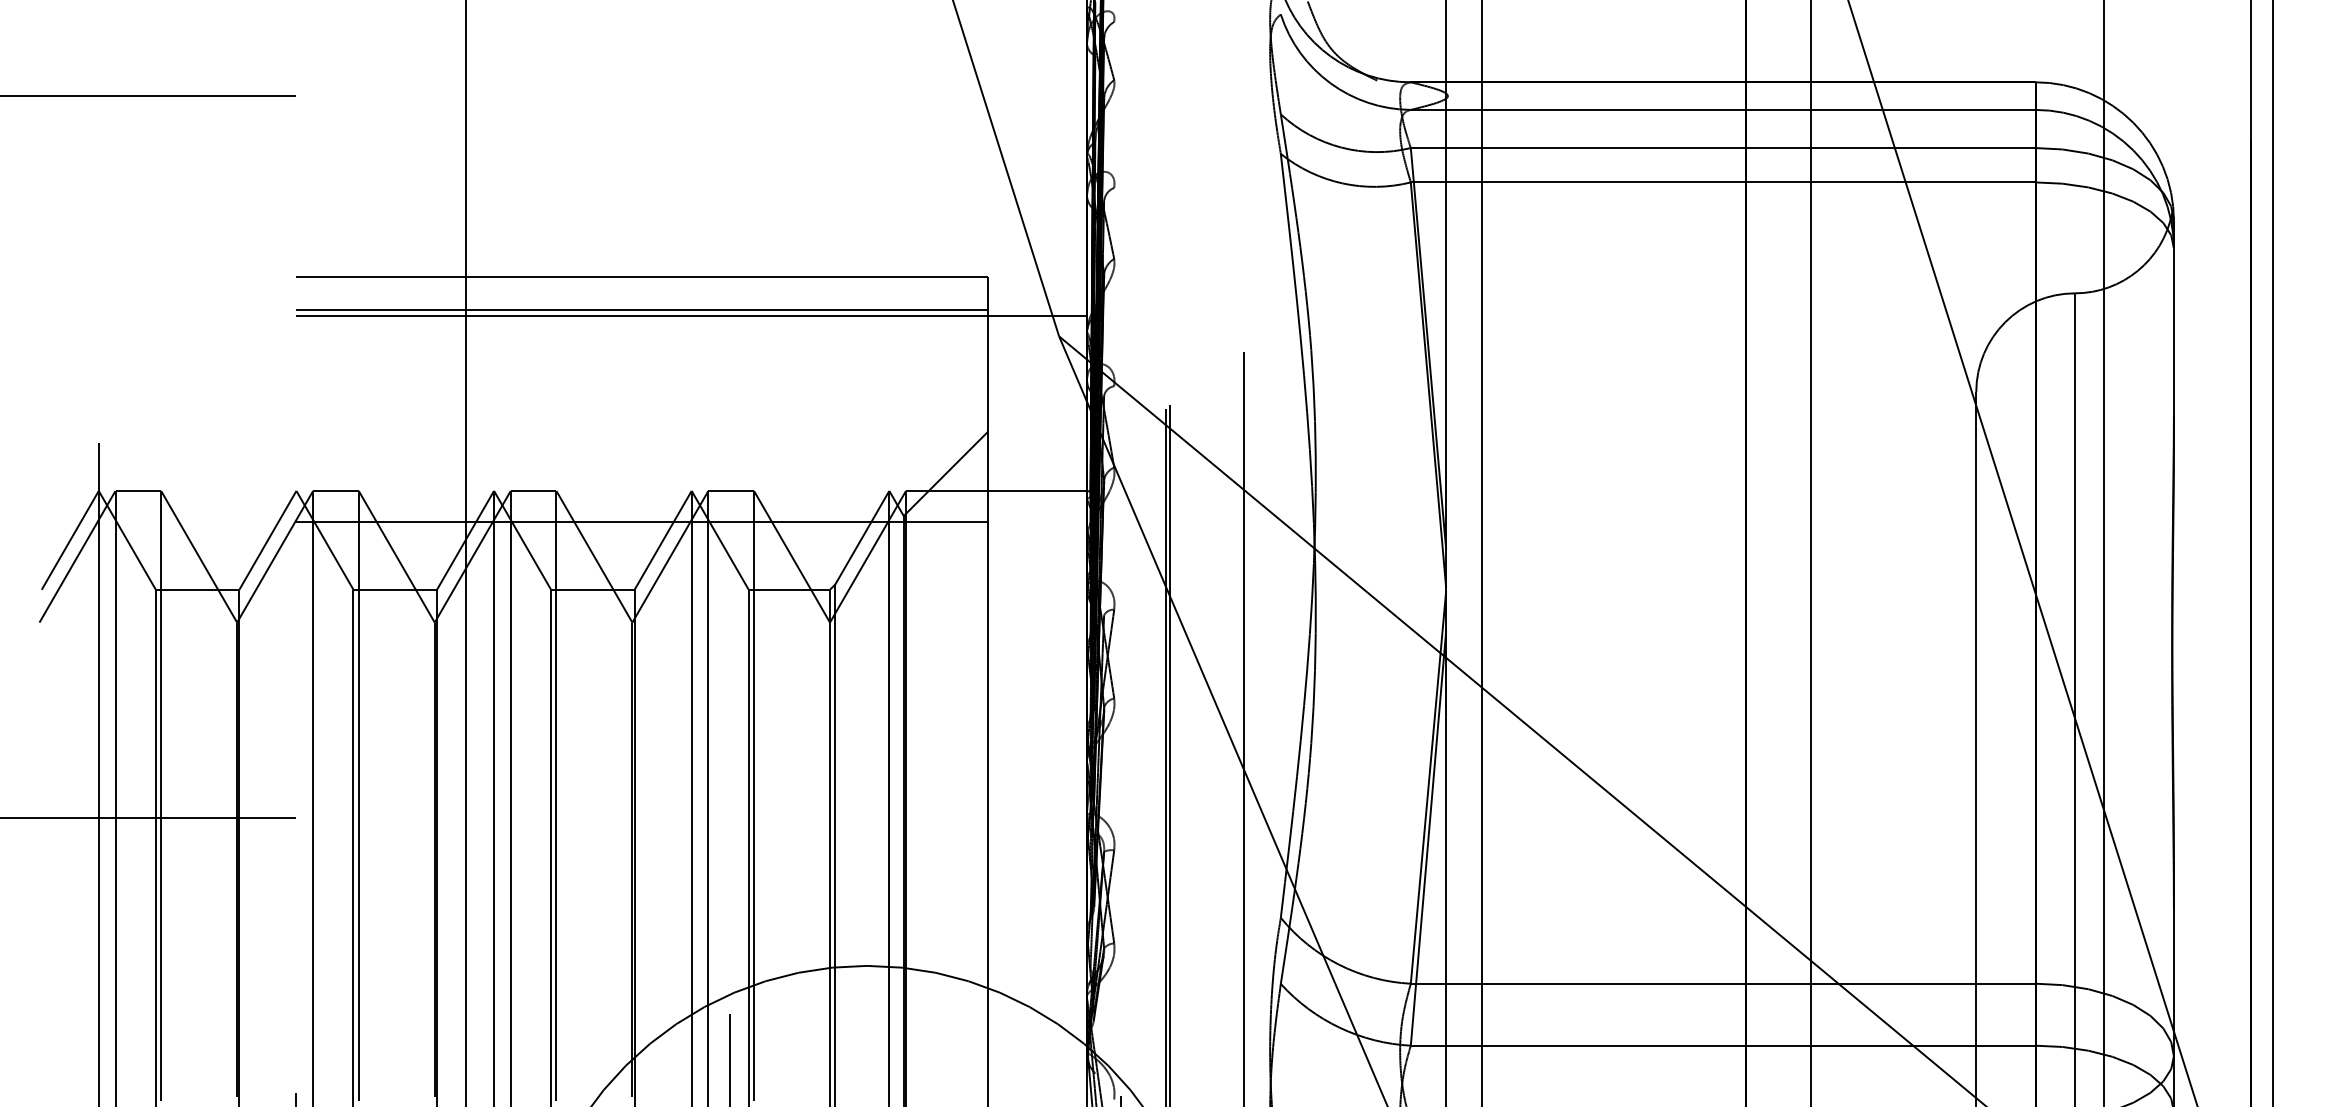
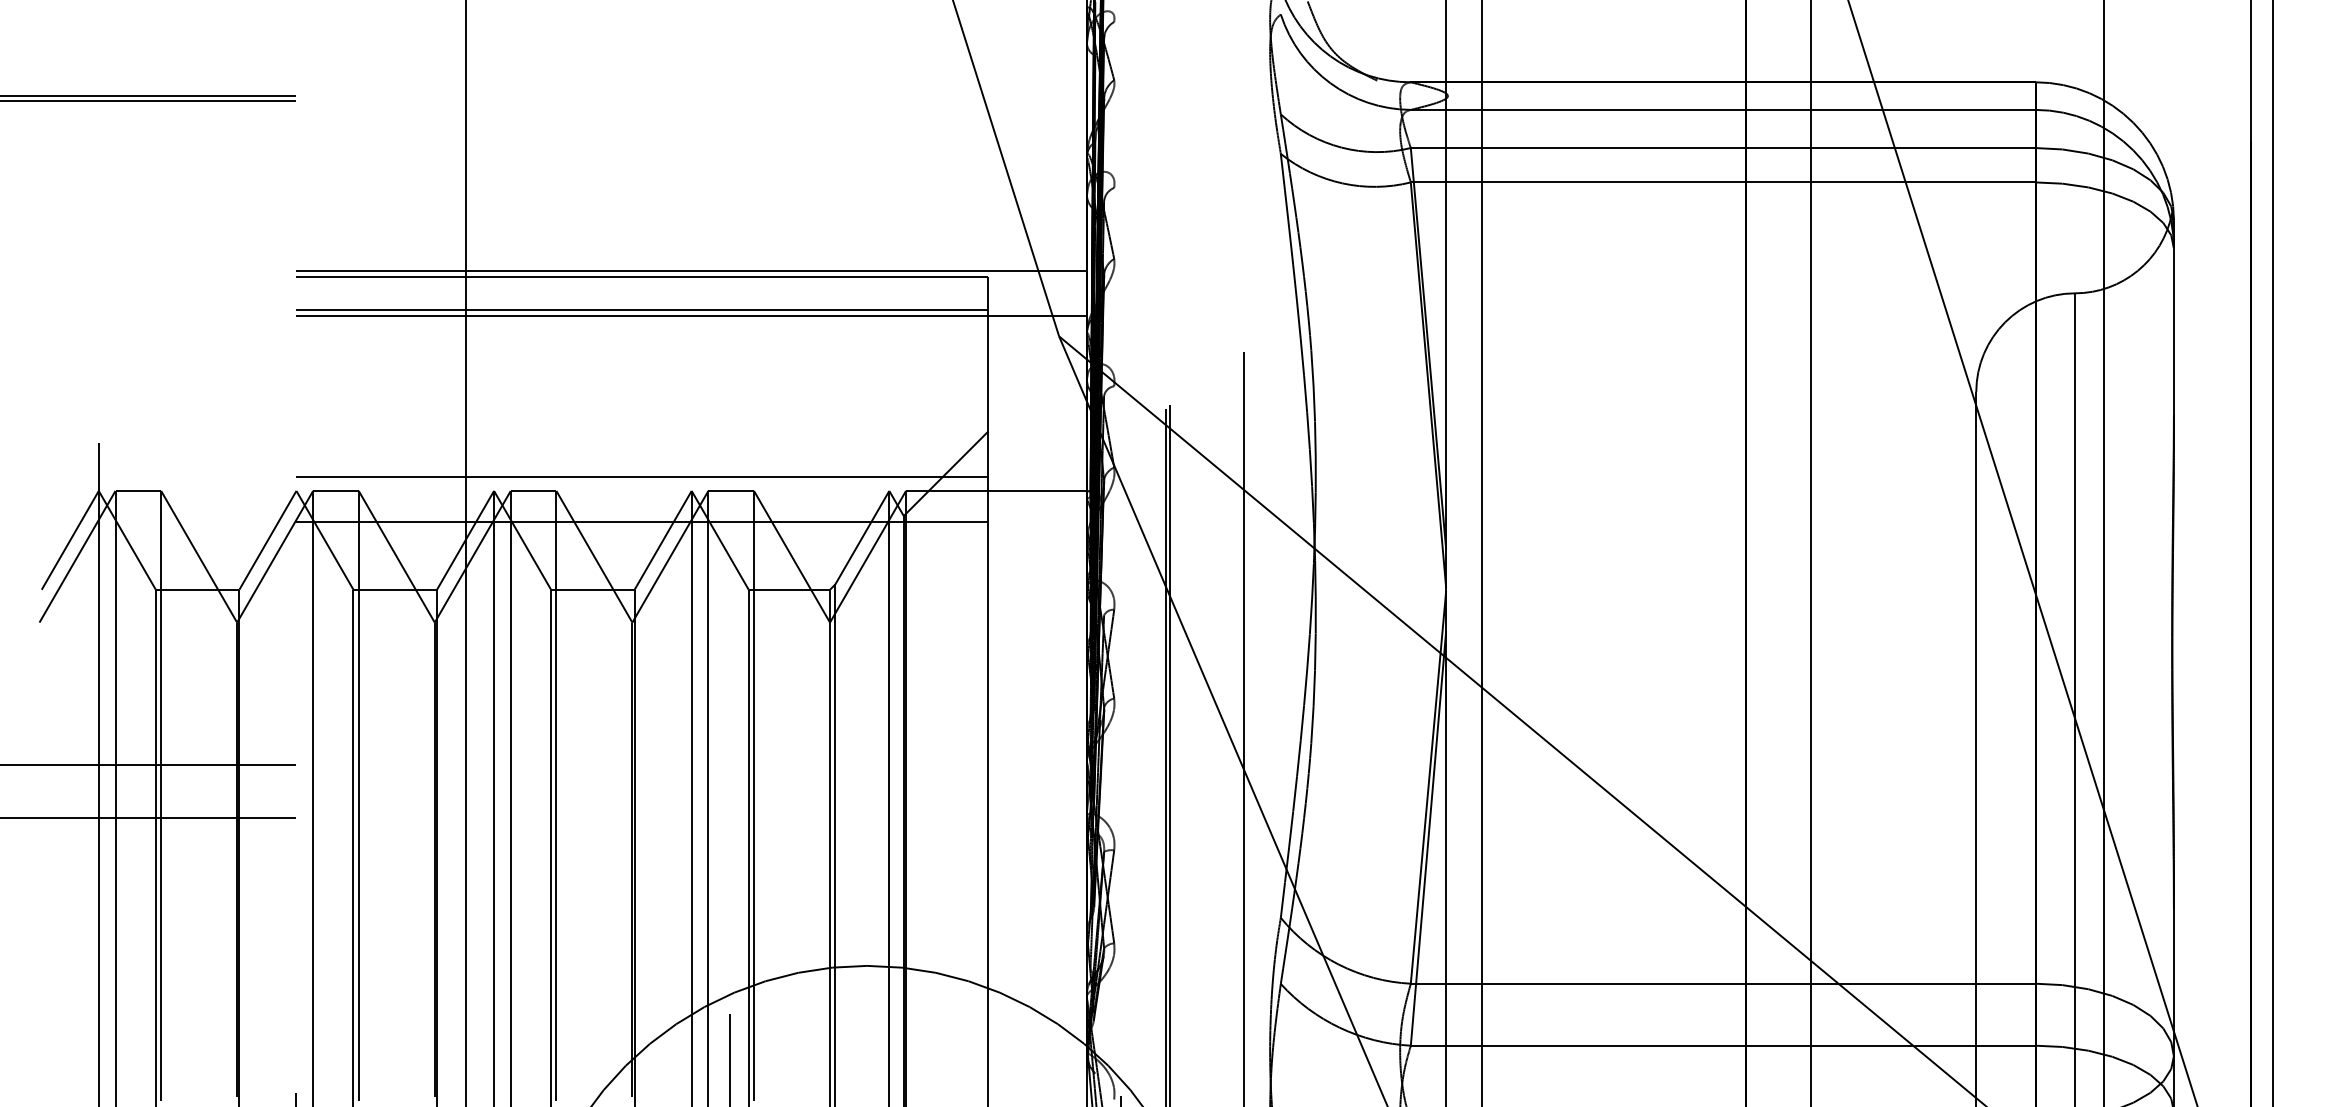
line: none -> present (149, 100)
line: none -> present (691, 271)
line: none -> present (642, 477)
line: none -> present (149, 765)
